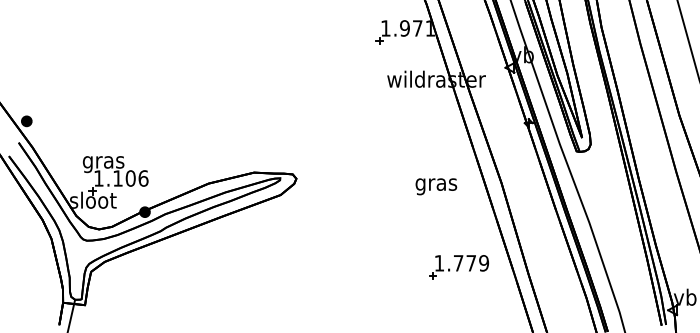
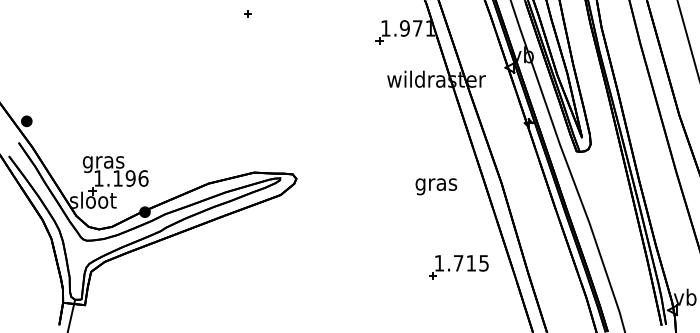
part: none -> present (247, 13)
text: 1.106 -> 1.196 (130, 178)
text: 1.779 -> 1.715 (477, 263)
